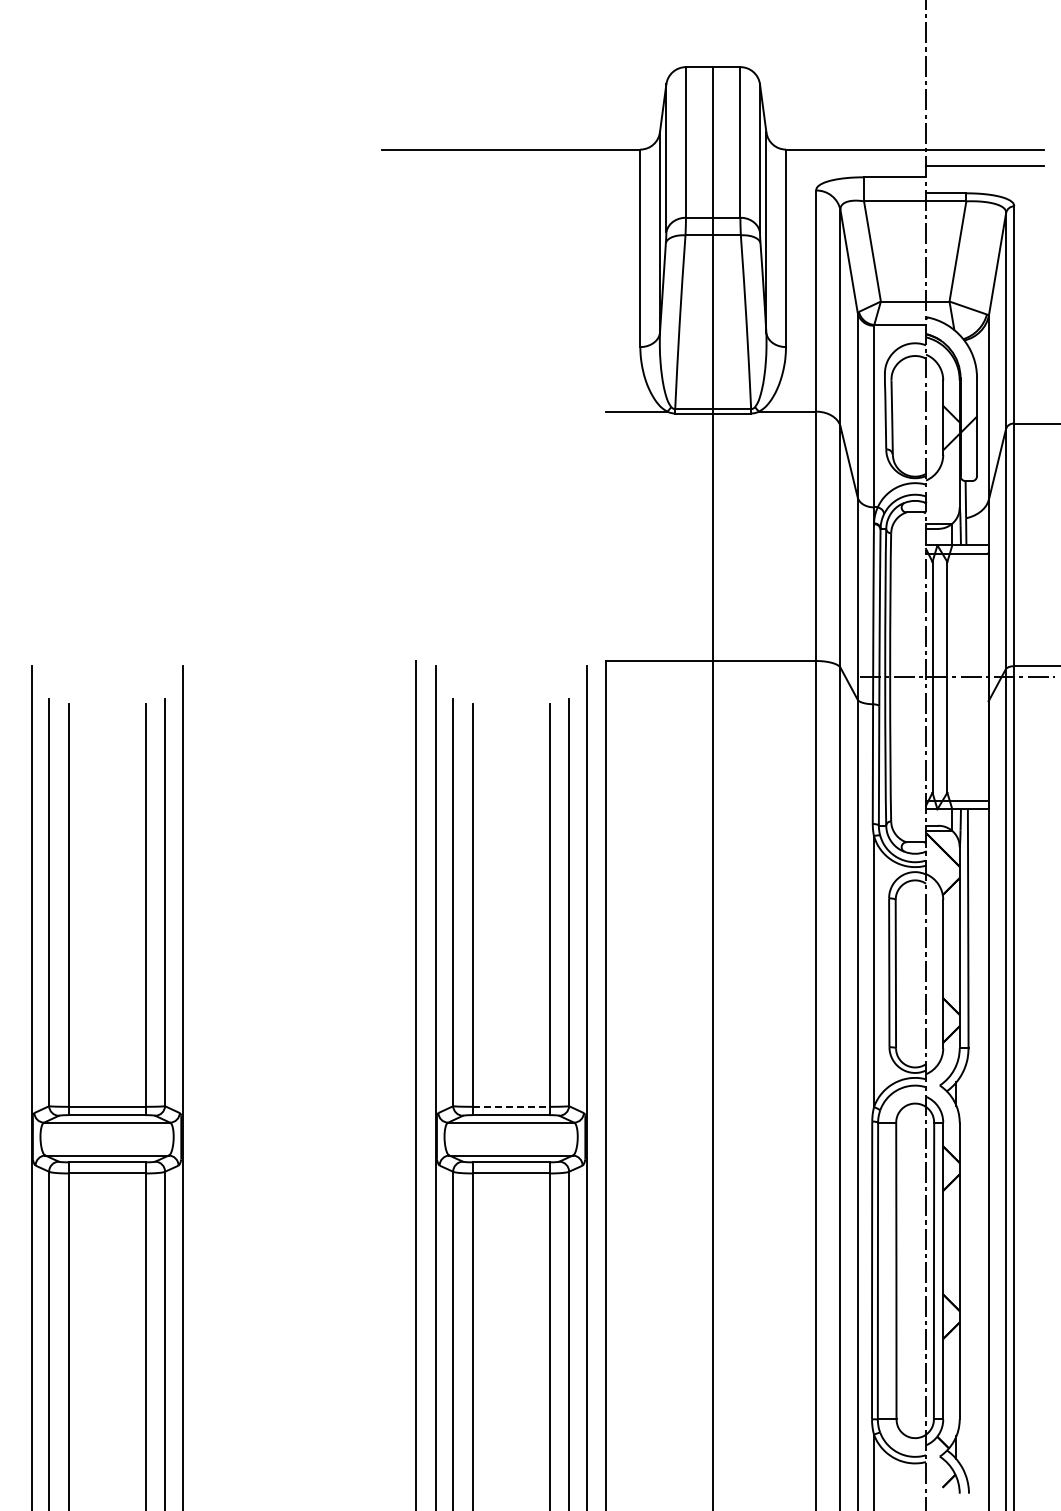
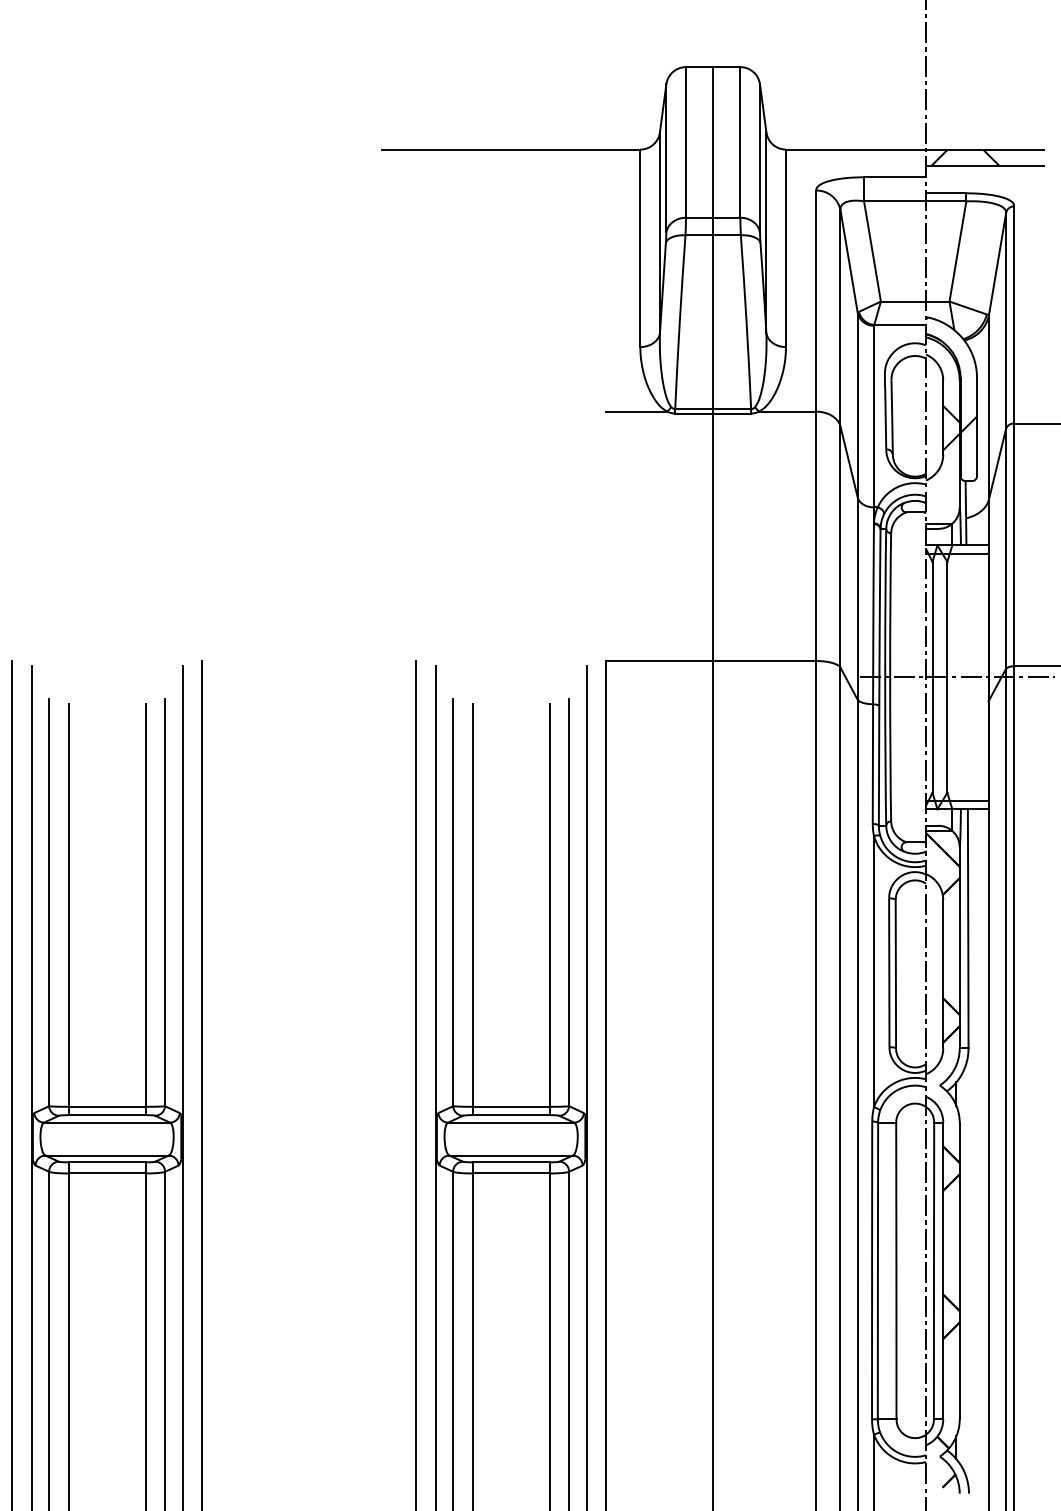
hatch: none -> present (965, 157)
line: none -> present (12, 1083)
line: none -> present (202, 1083)
line: dashed -> solid (511, 1106)
